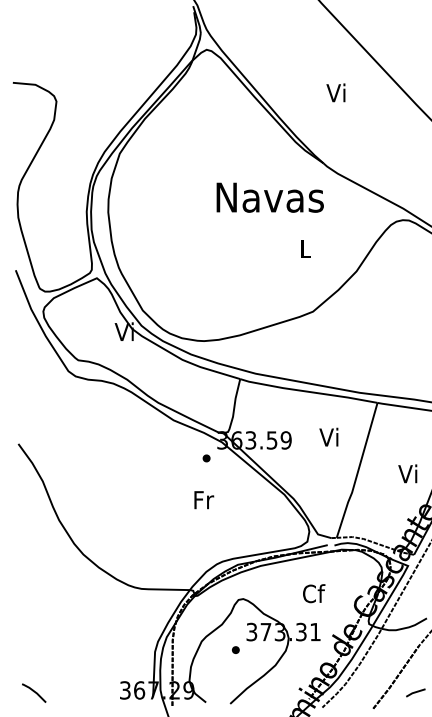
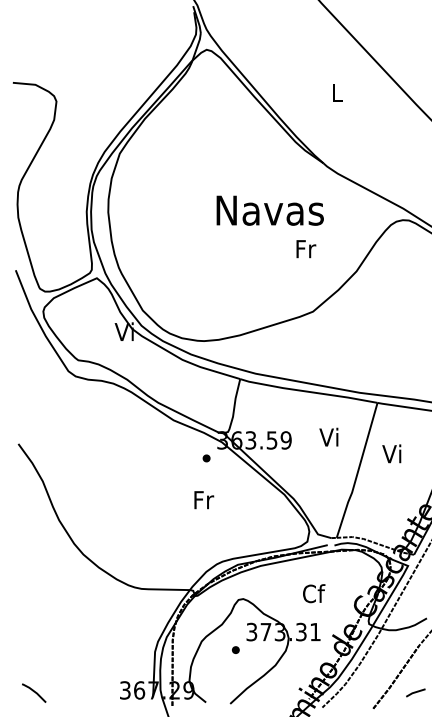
text: Vi -> L (335, 92)
text position: (269, 197) -> (269, 210) (269, 210)
text: L -> Fr (306, 249)
text position: (407, 473) -> (391, 453) (391, 453)
